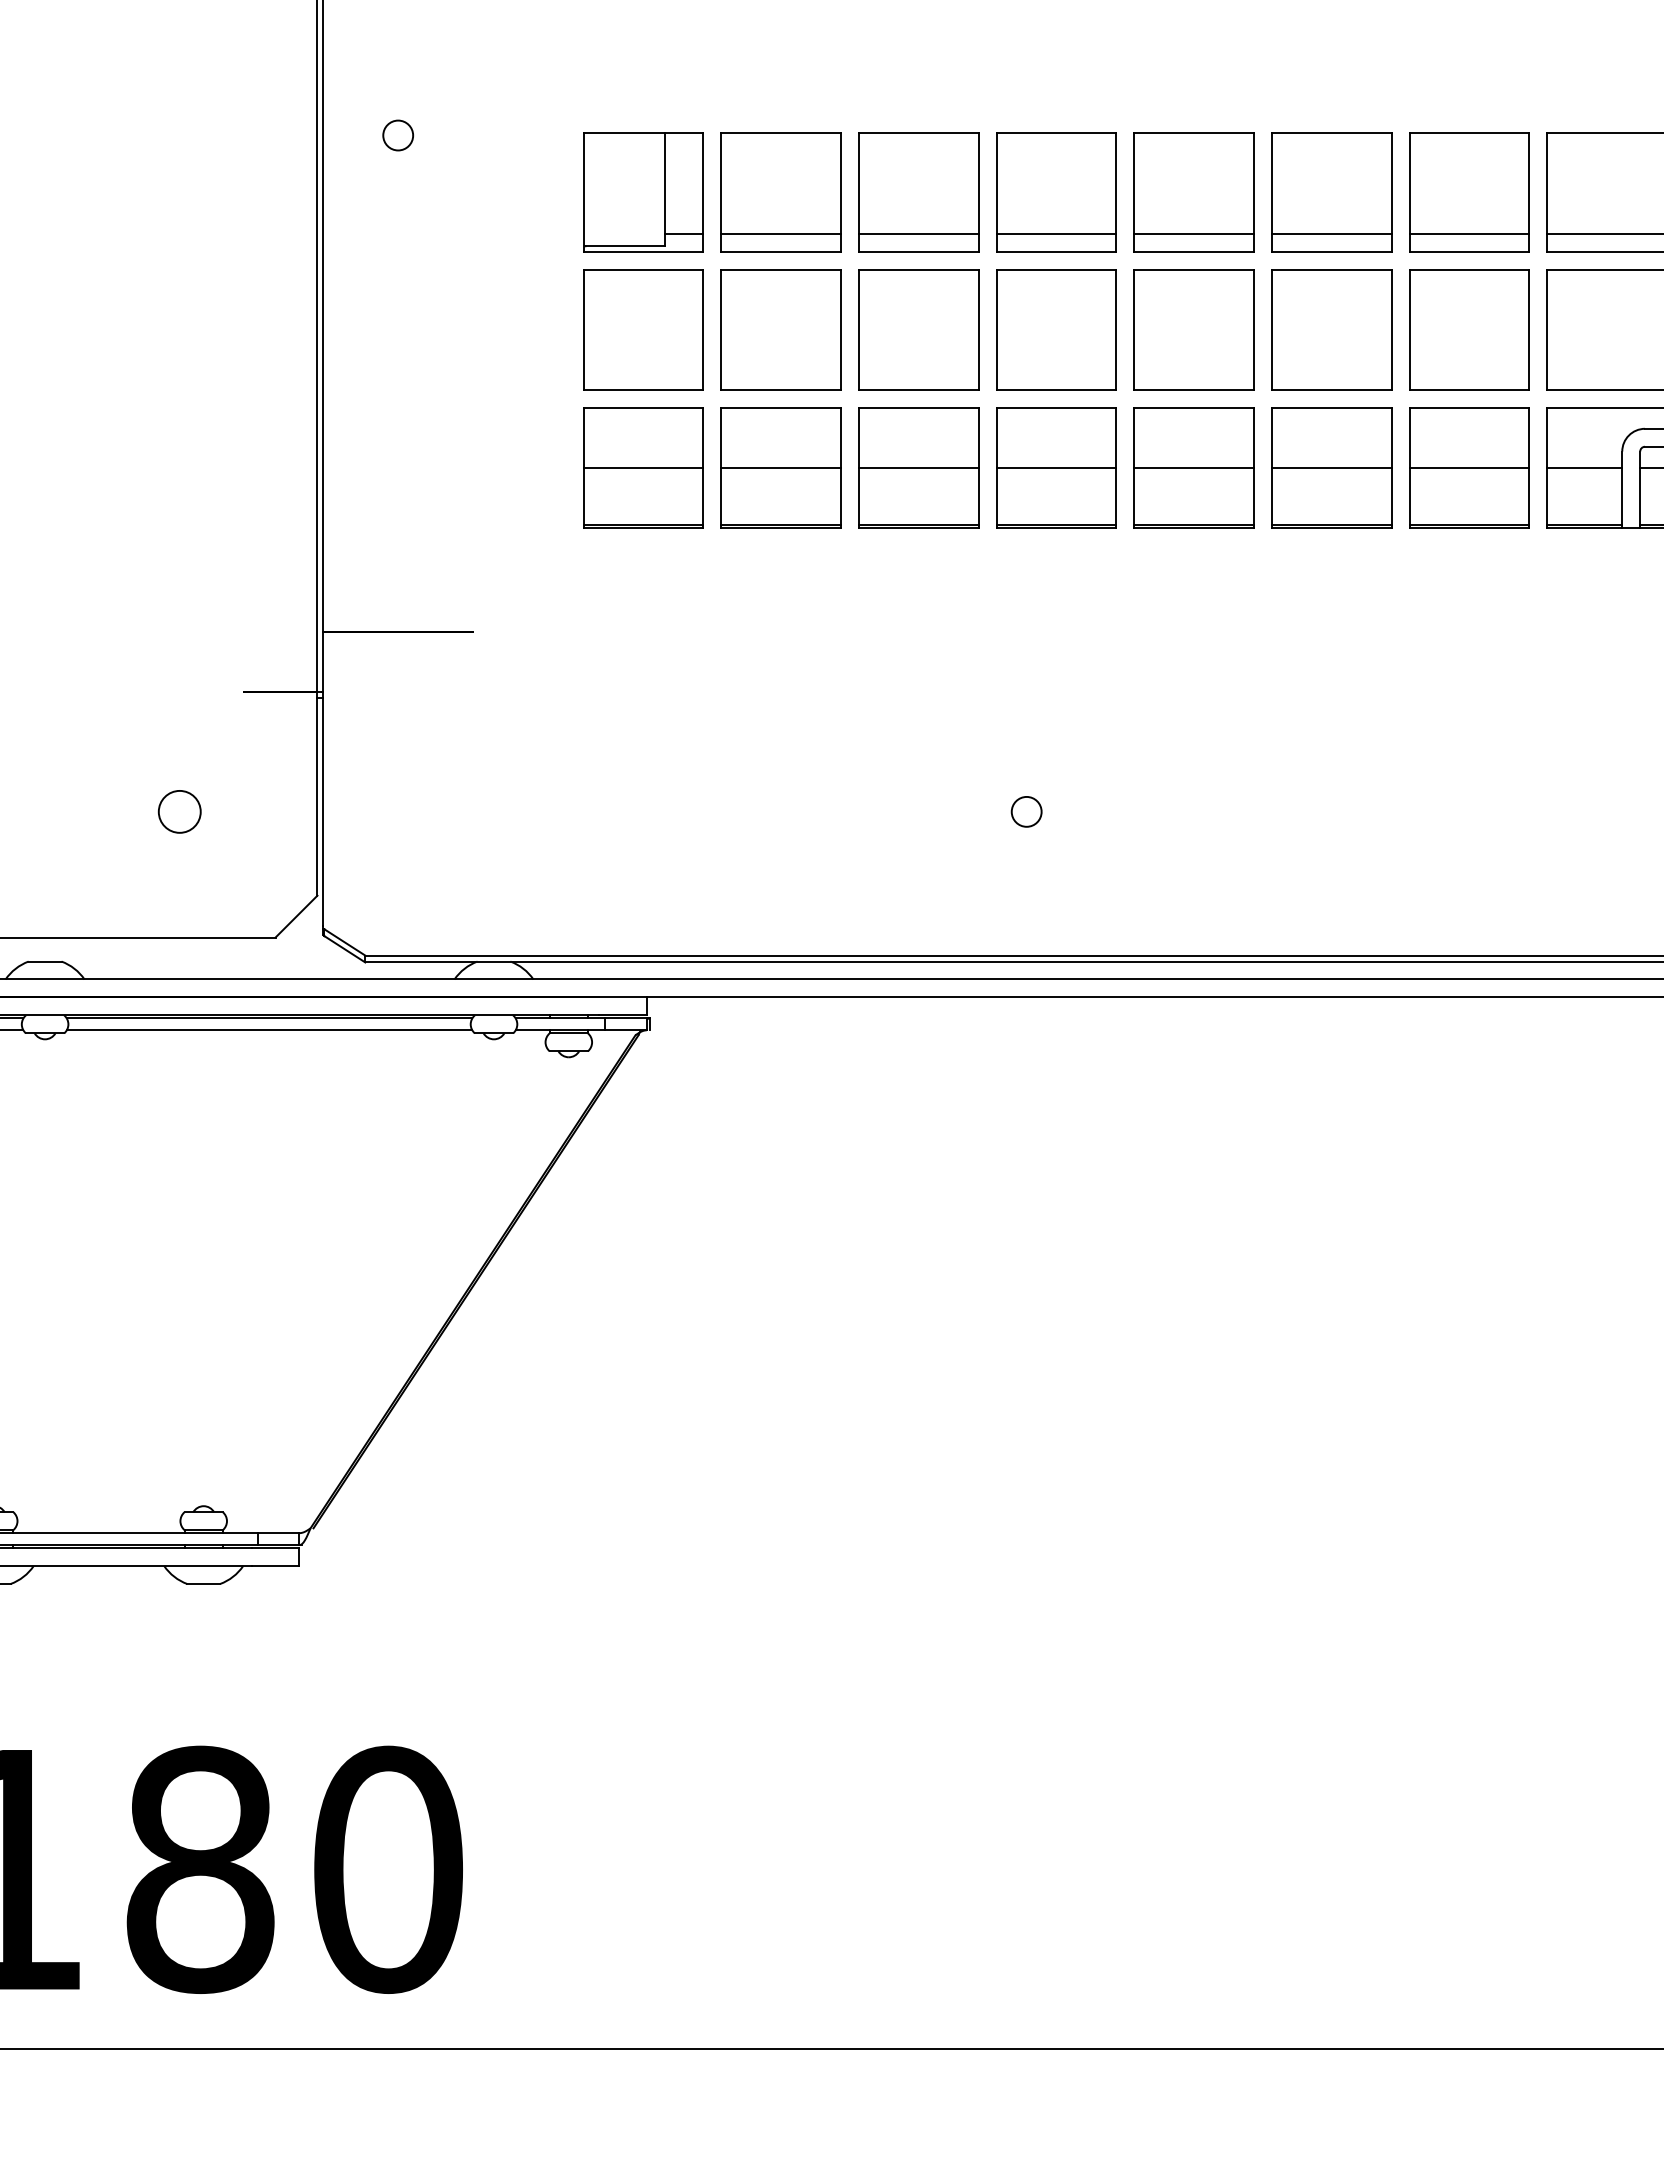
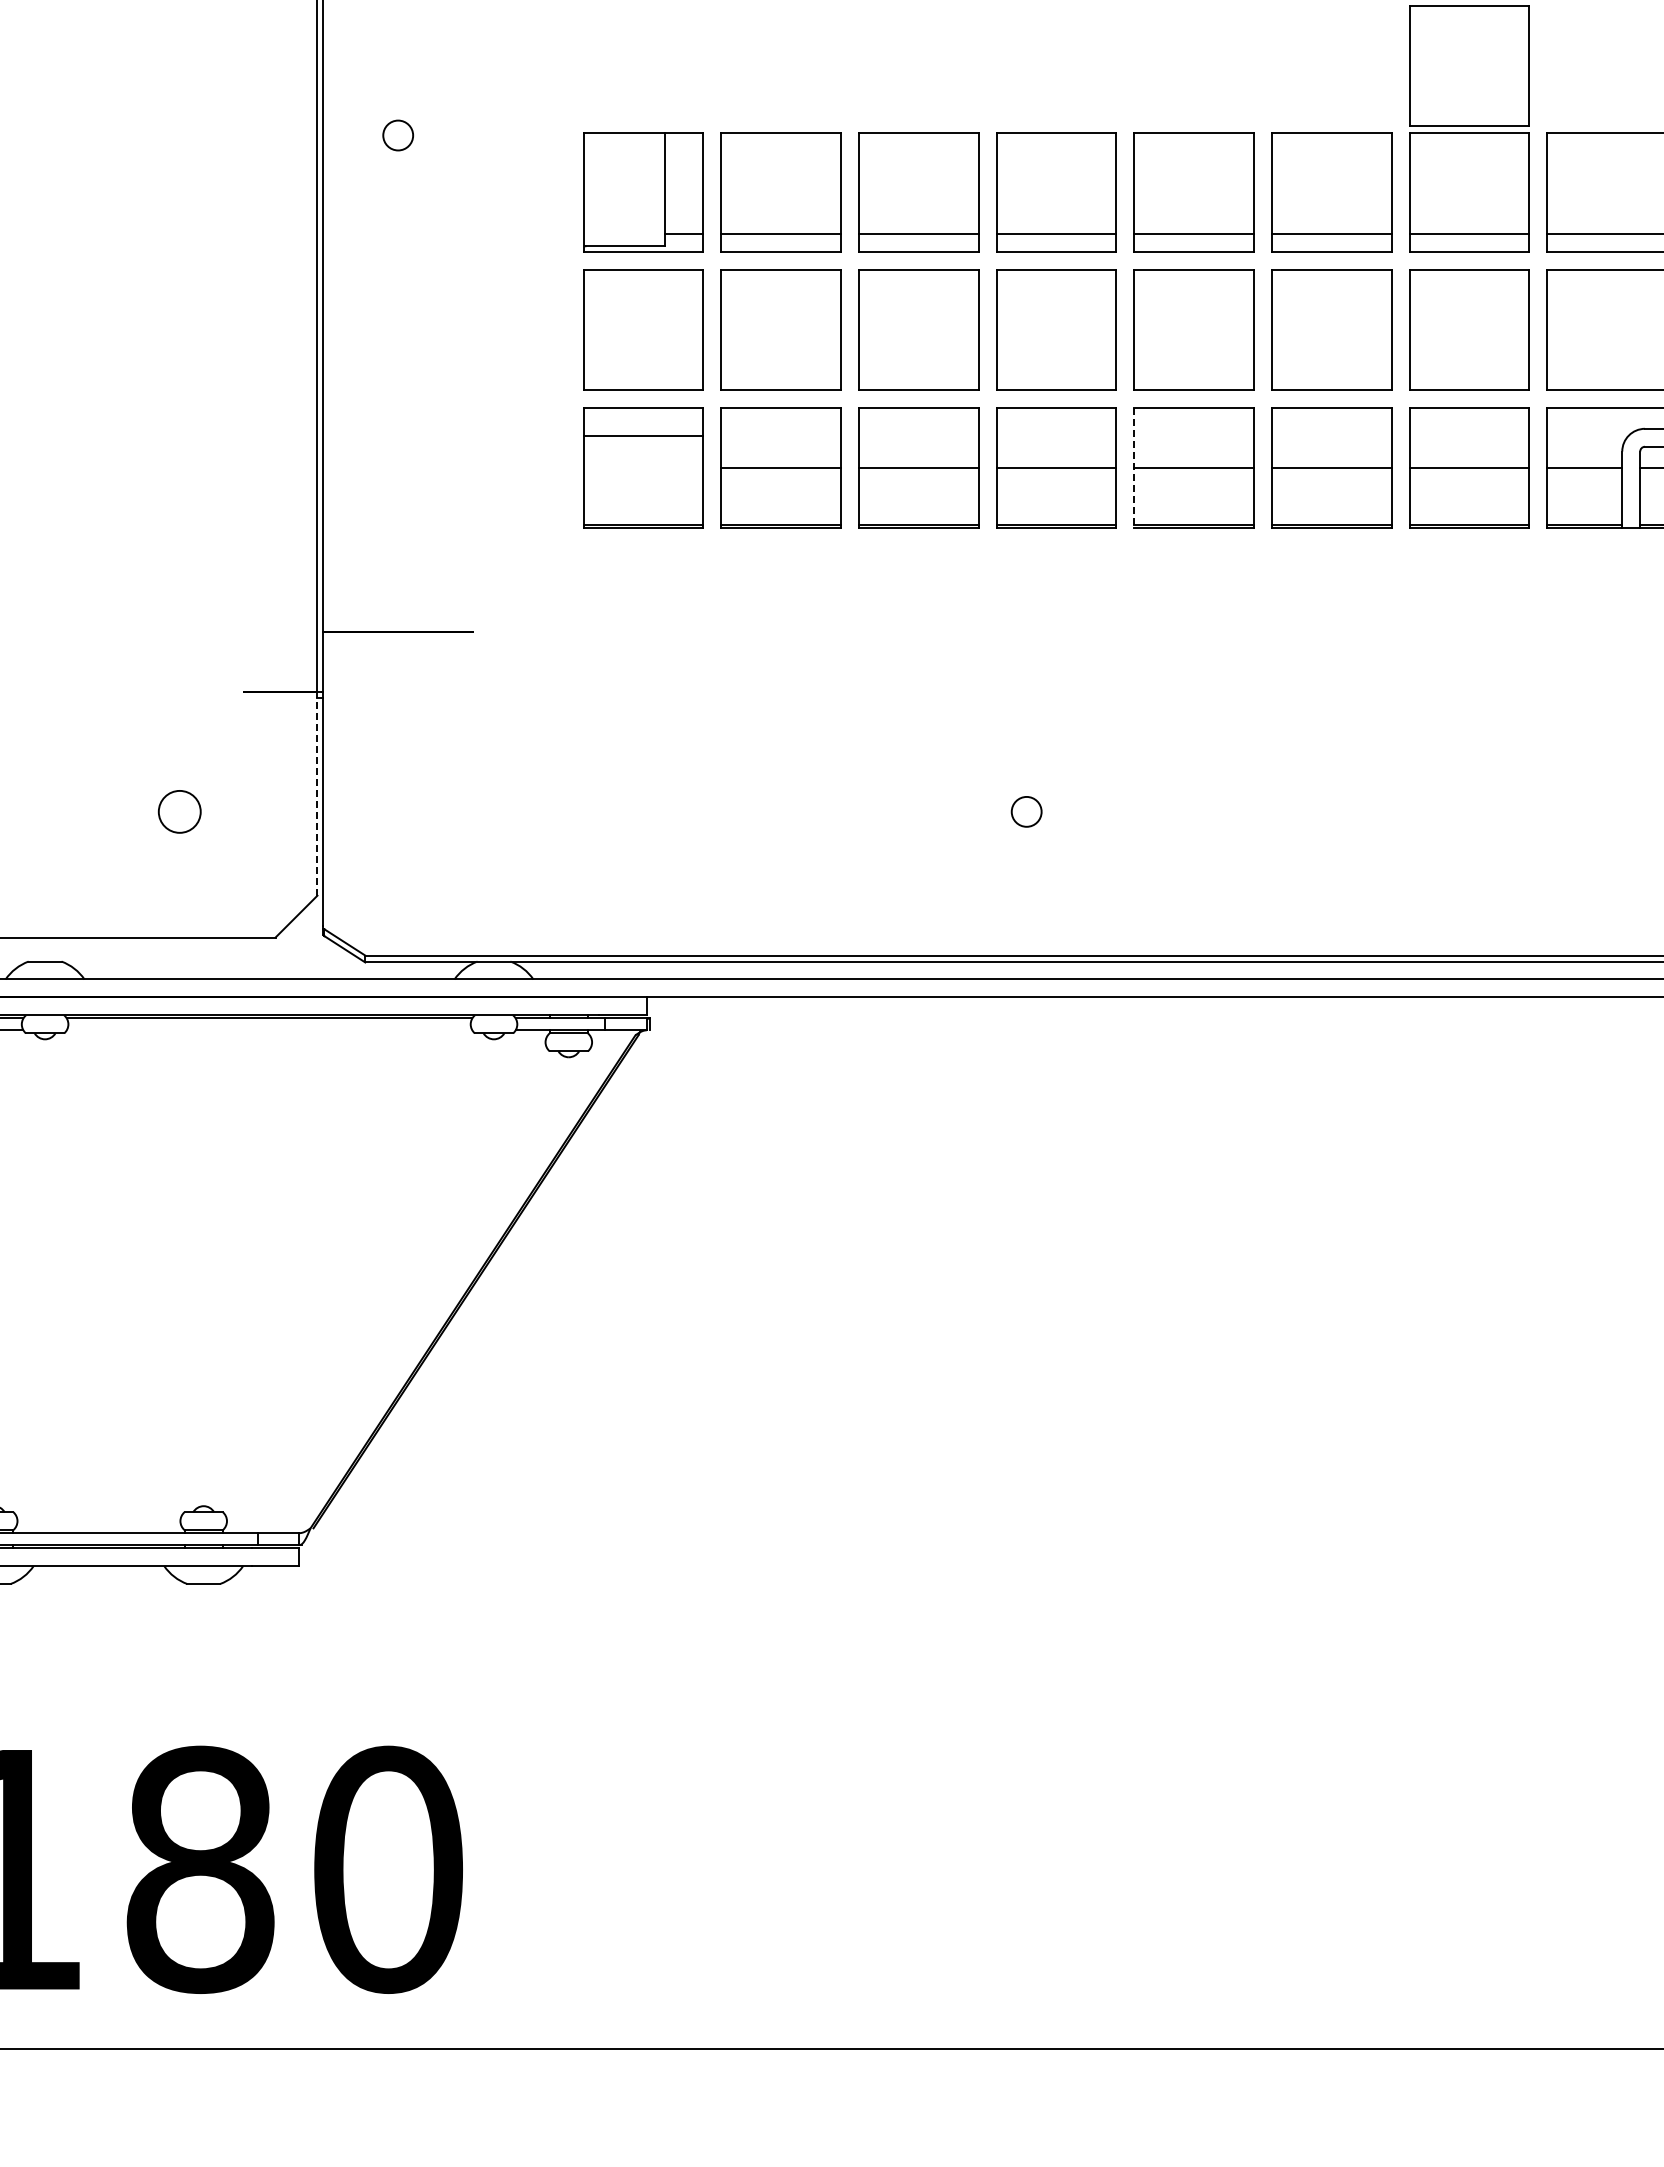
part: none -> present (1469, 65)
line position: (643, 467) -> (643, 435) (643, 435)
line: solid -> dashed (1134, 467)
line: solid -> dashed (317, 793)
line: present -> none (269, 1030)
